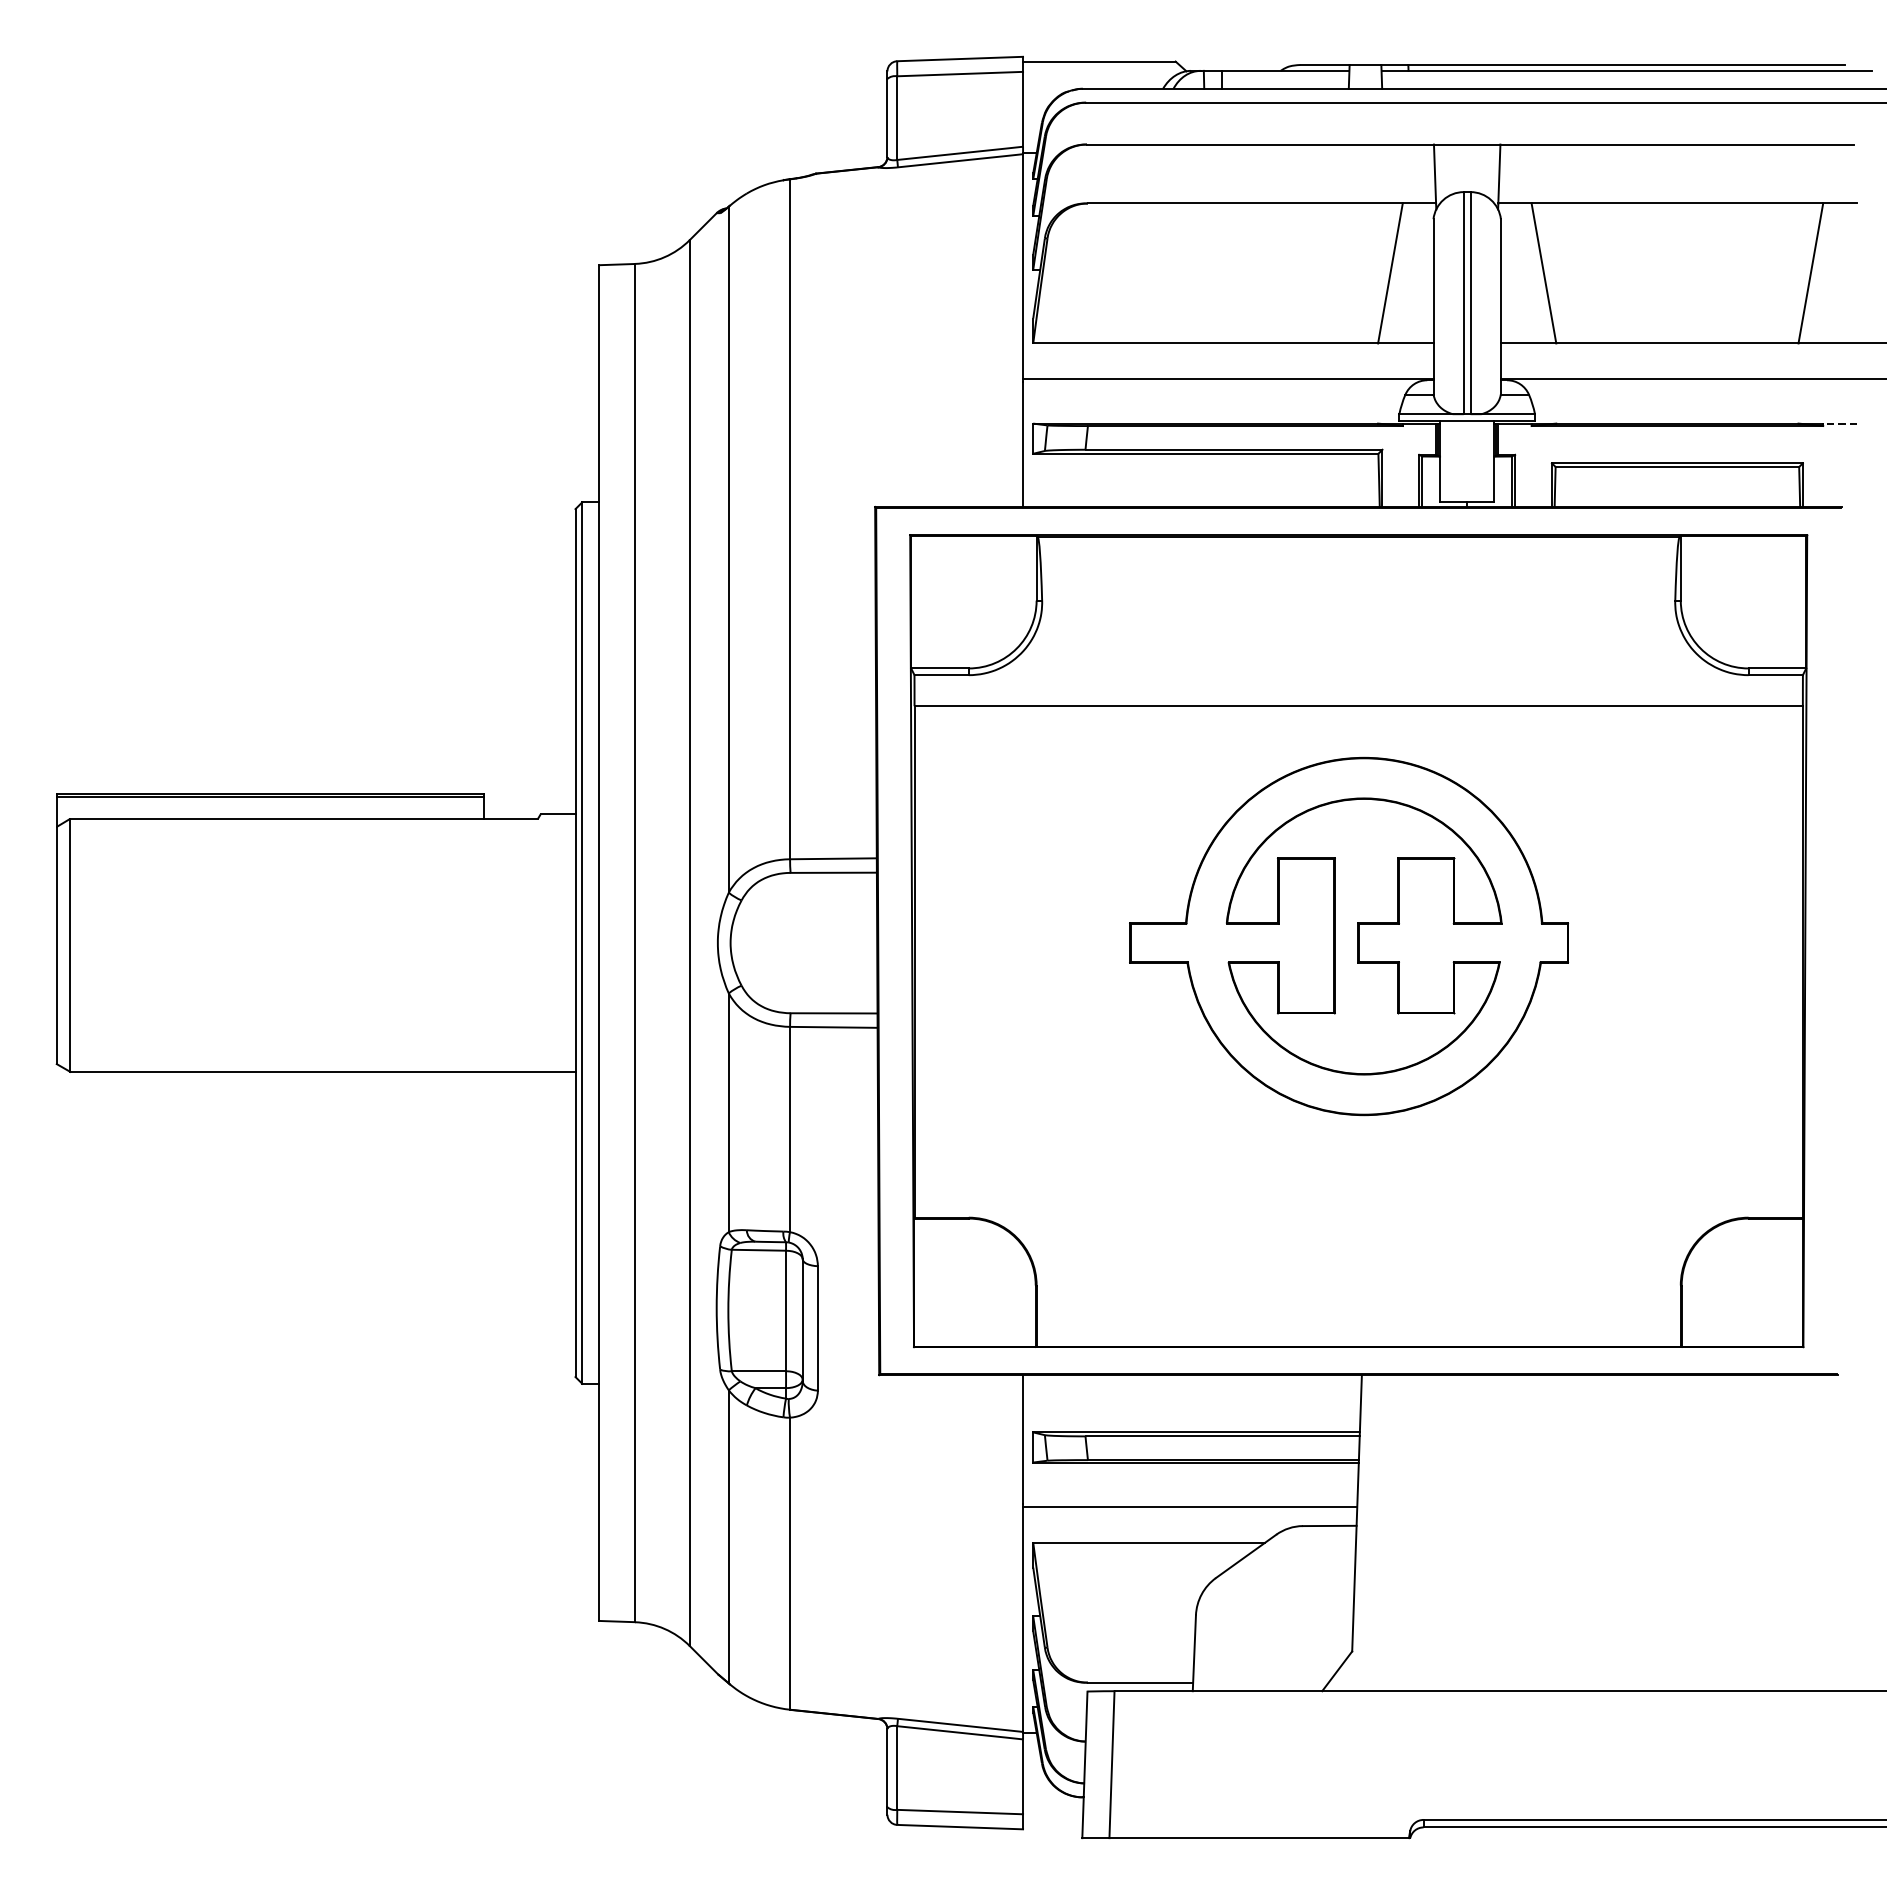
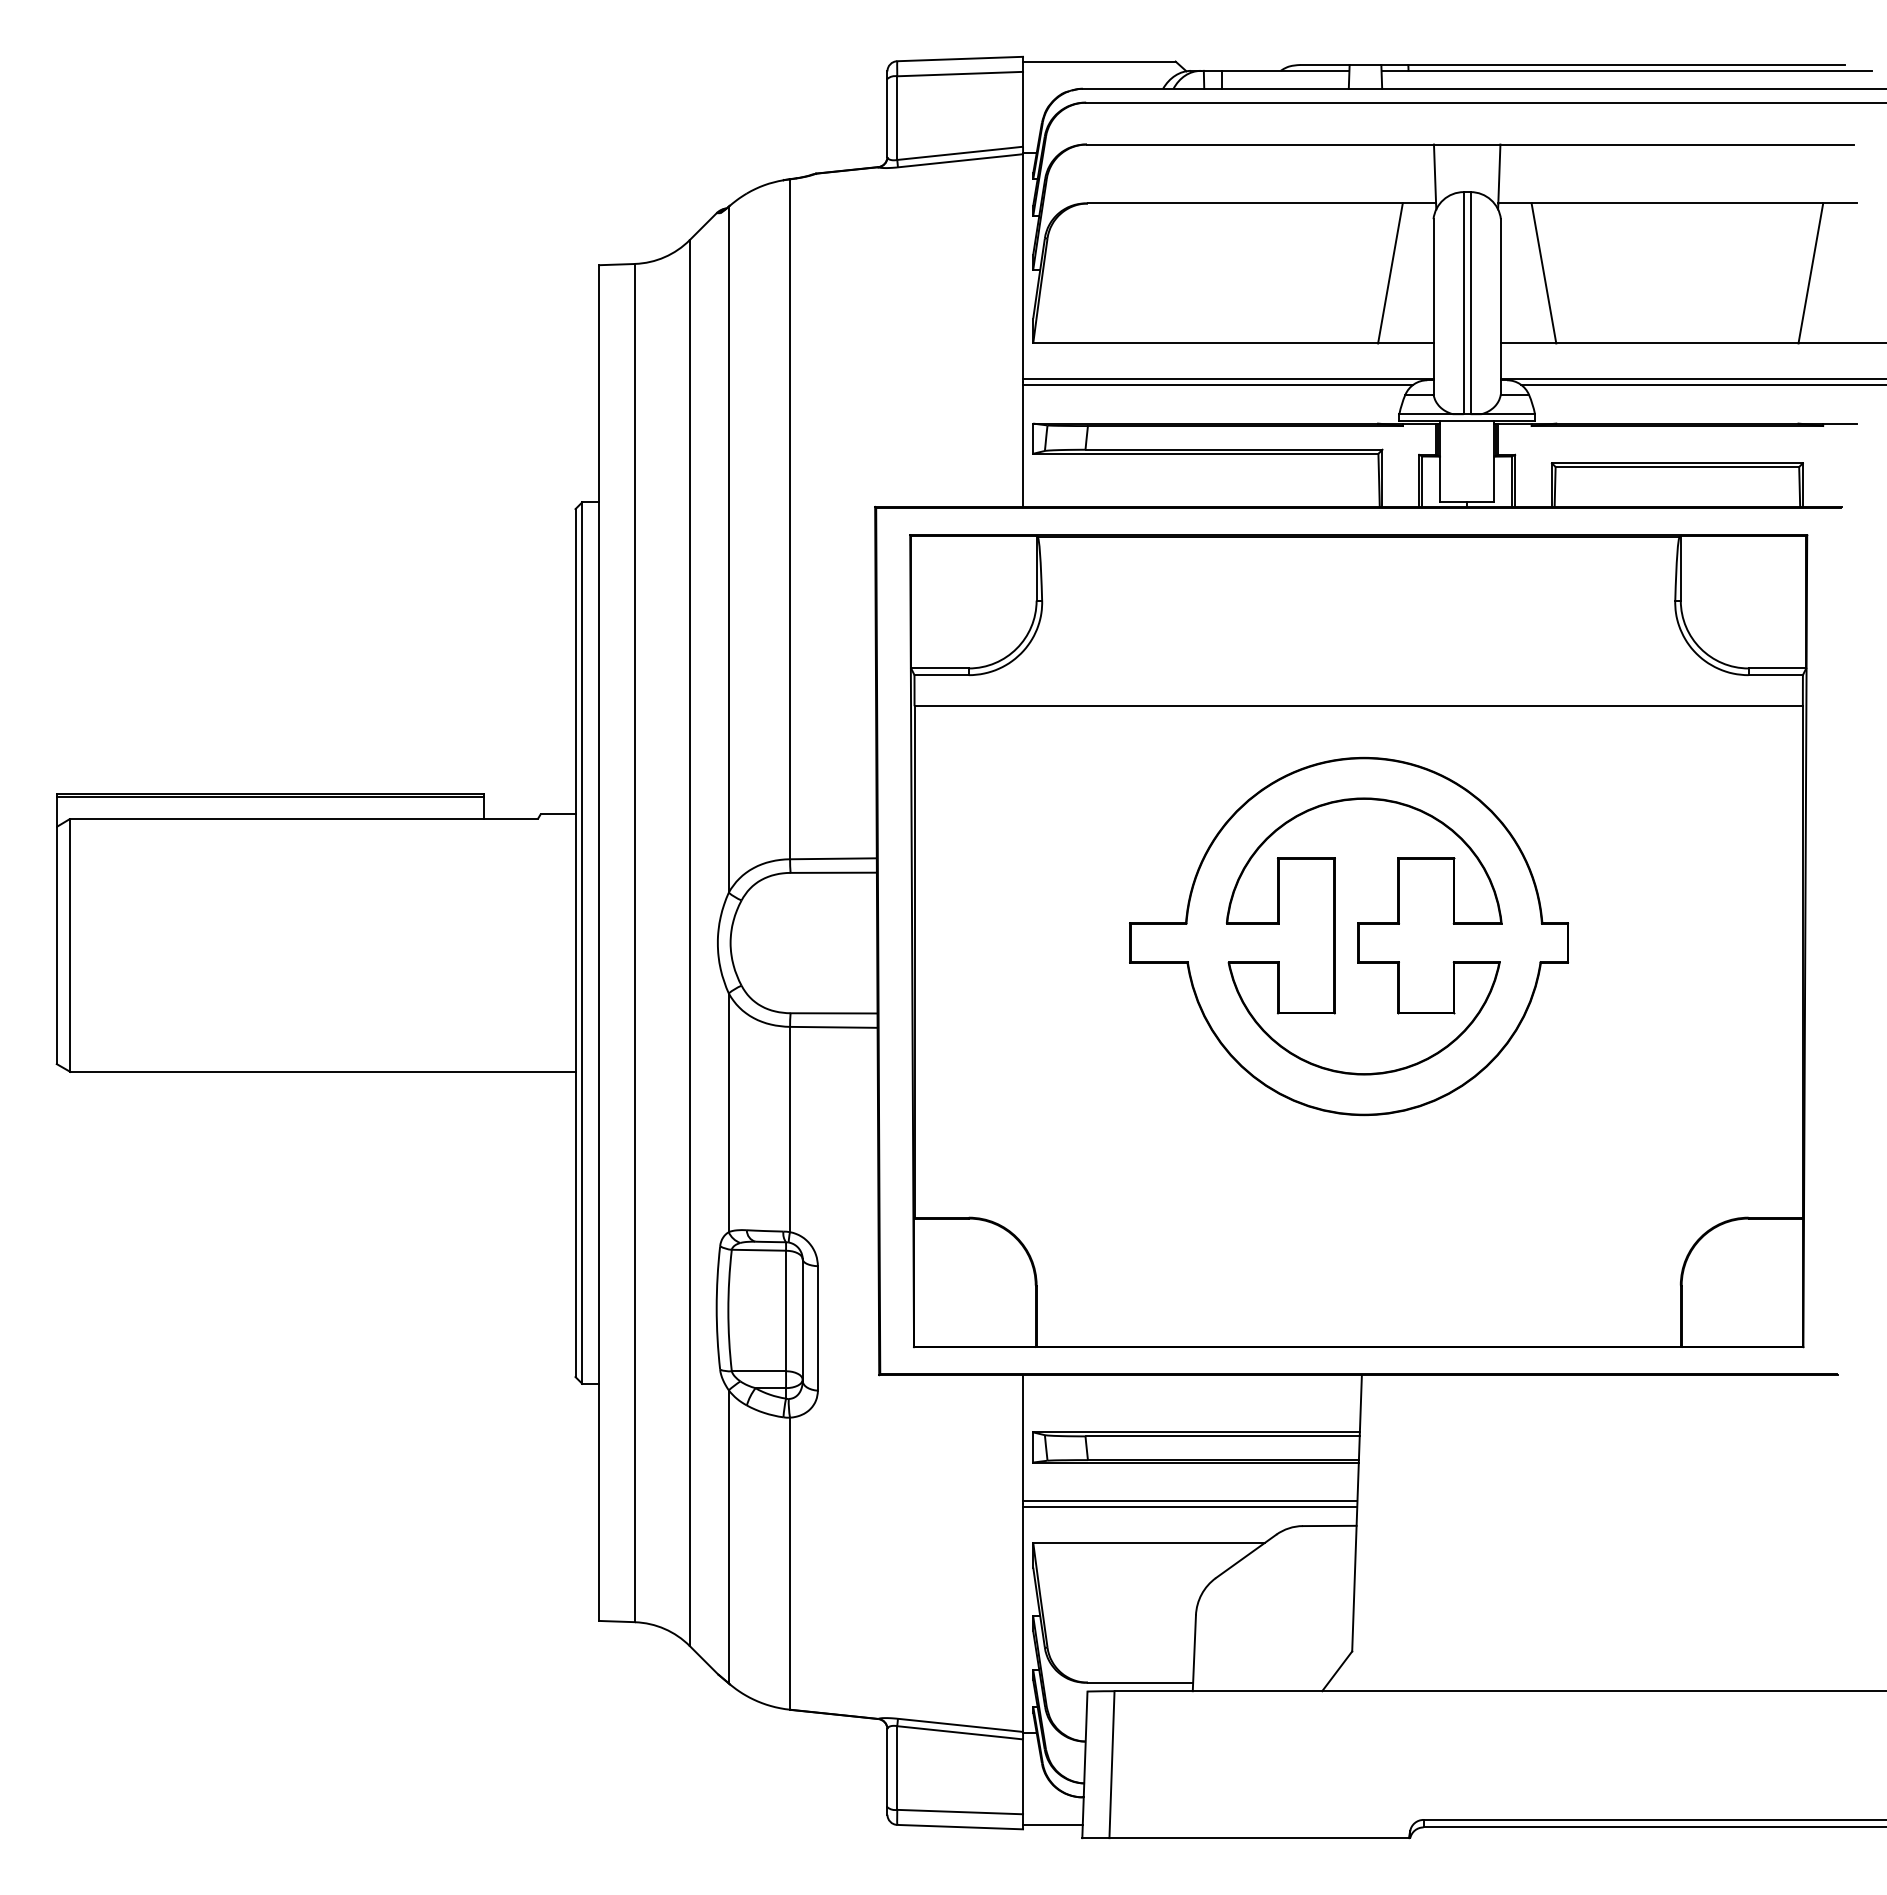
line: none -> present (1218, 384)
line: none -> present (1702, 384)
line: dashed -> solid (1839, 423)
line: none -> present (1190, 1501)
line: none -> present (1052, 1824)
